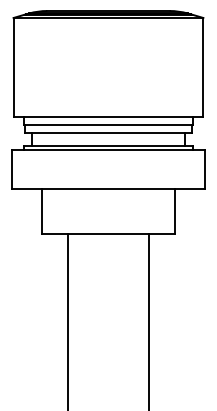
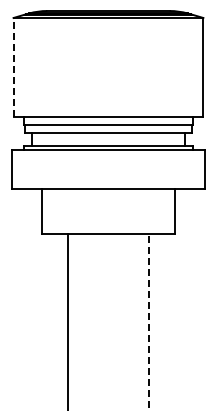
line: solid -> dashed (13, 66)
line: solid -> dashed (149, 322)
